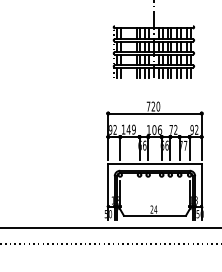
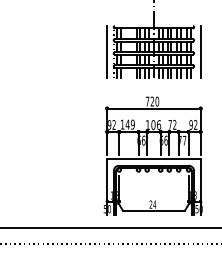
line: none -> present (107, 52)
line: none -> present (200, 52)
part position: (153, 160) -> (152, 155) (152, 155)
